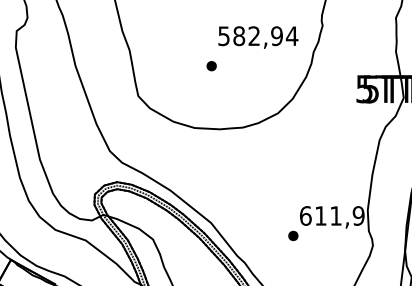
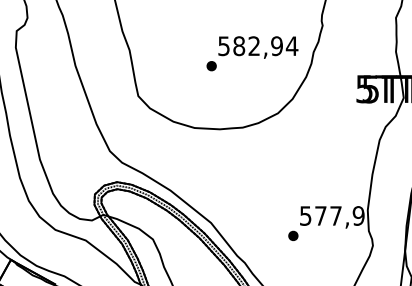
text position: (258, 37) -> (258, 47) (258, 47)
text: 611,9 -> 577,9 (320, 215)
